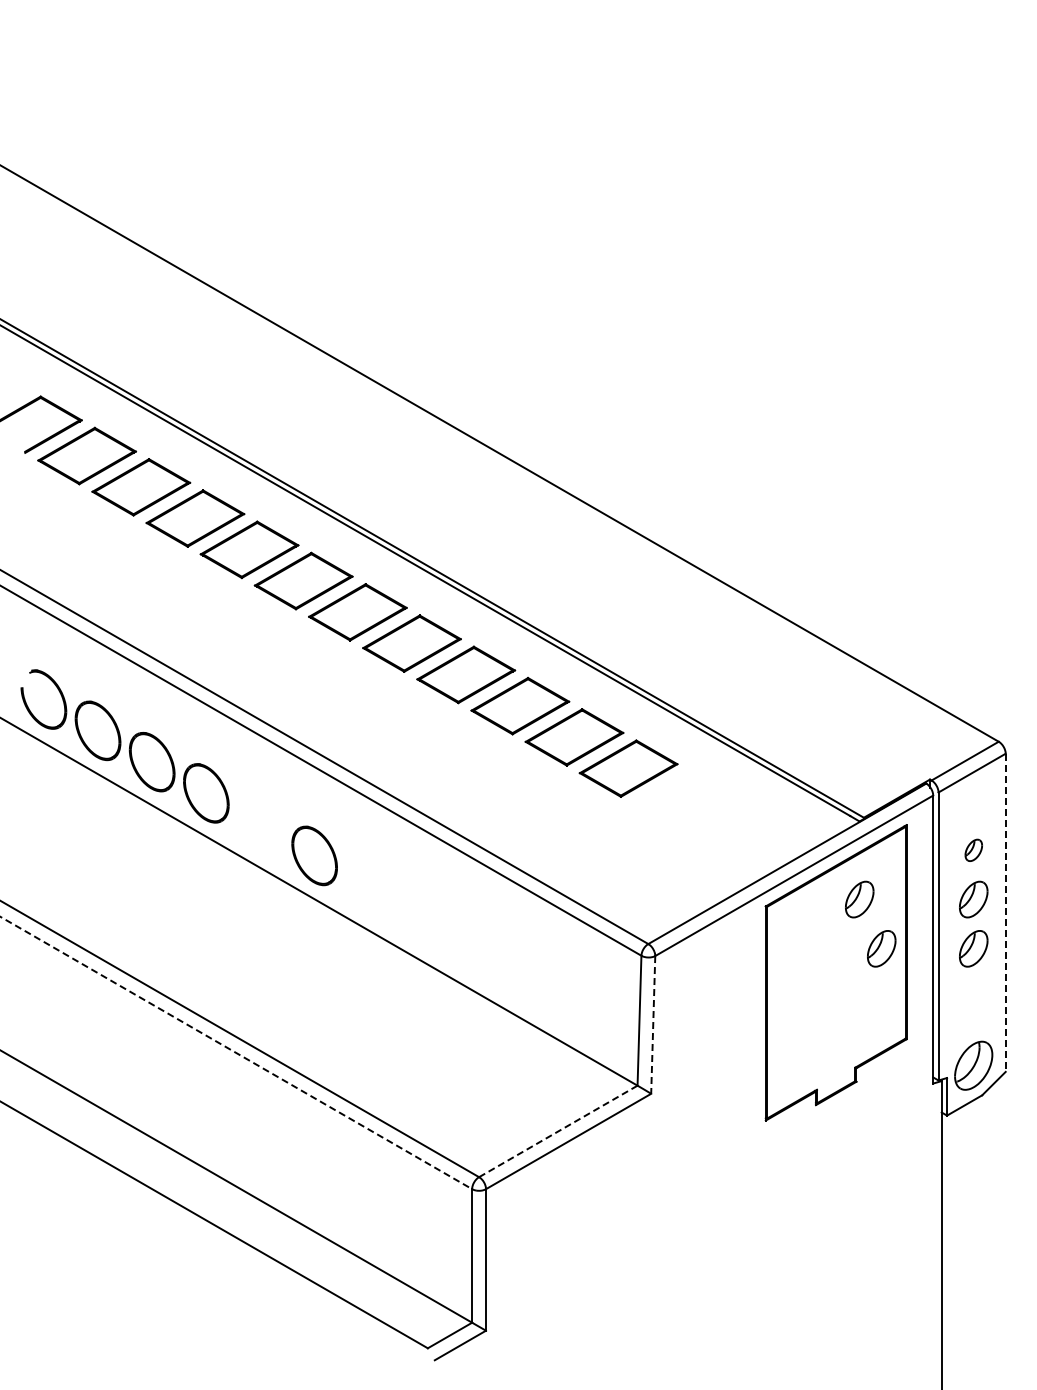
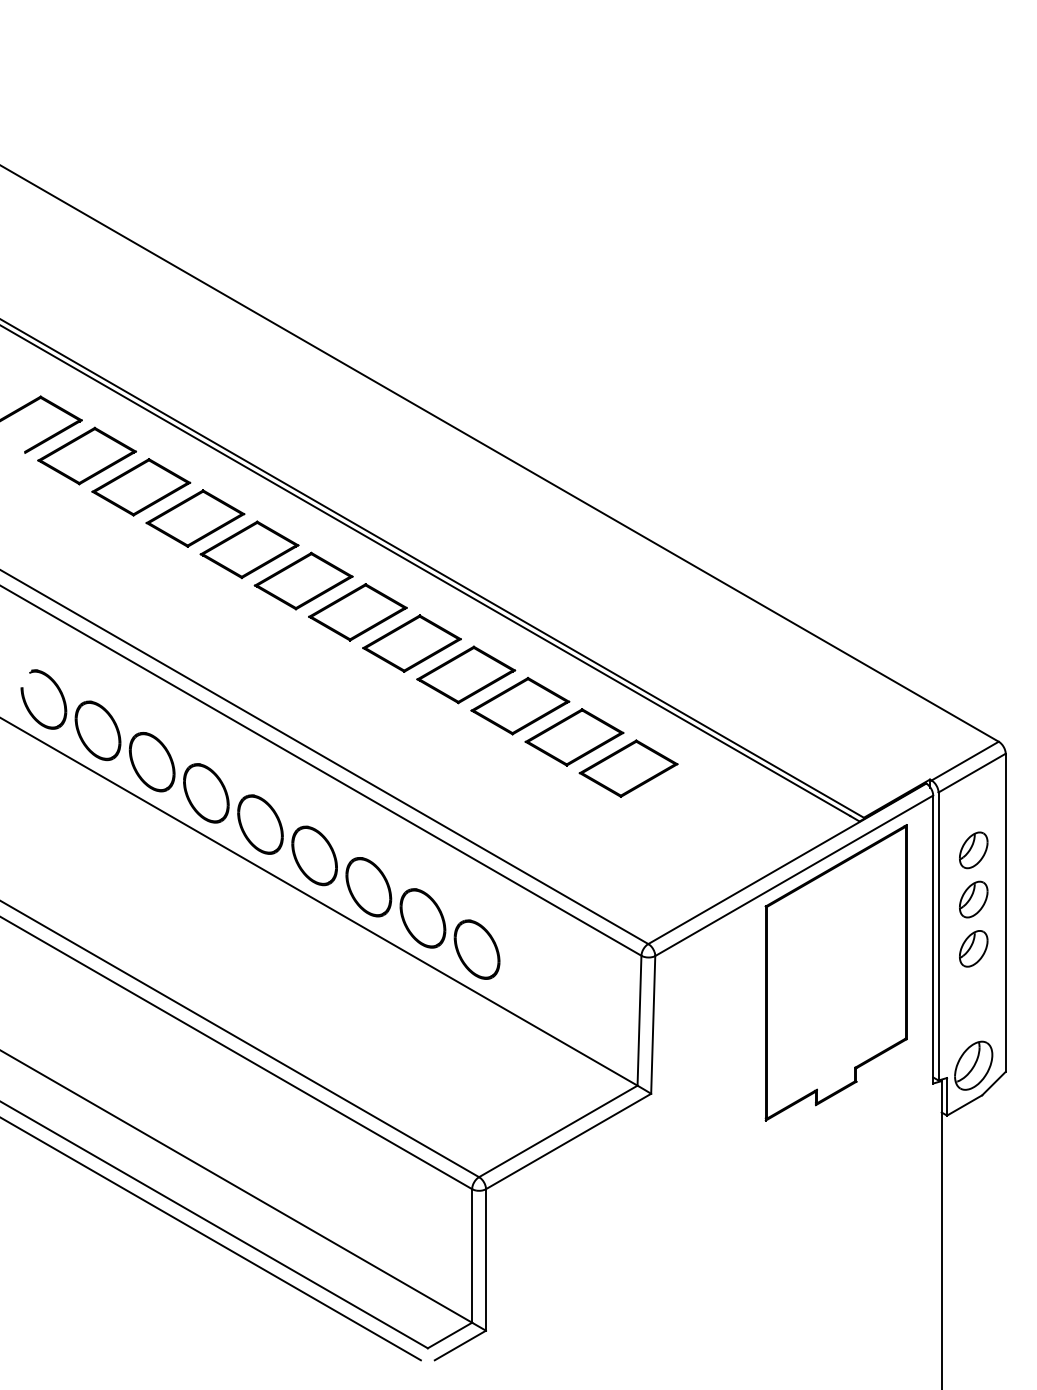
part: none -> present (260, 824)
part size: 19x24 px -> 30x39 px (973, 850)
part: present -> none (859, 899)
line: dashed -> solid (1005, 913)
part: none -> present (422, 918)
part: present -> none (881, 948)
line: dashed -> solid (653, 1024)
line: dashed -> solid (236, 1053)
line: dashed -> solid (557, 1131)
line: none -> present (211, 1239)
